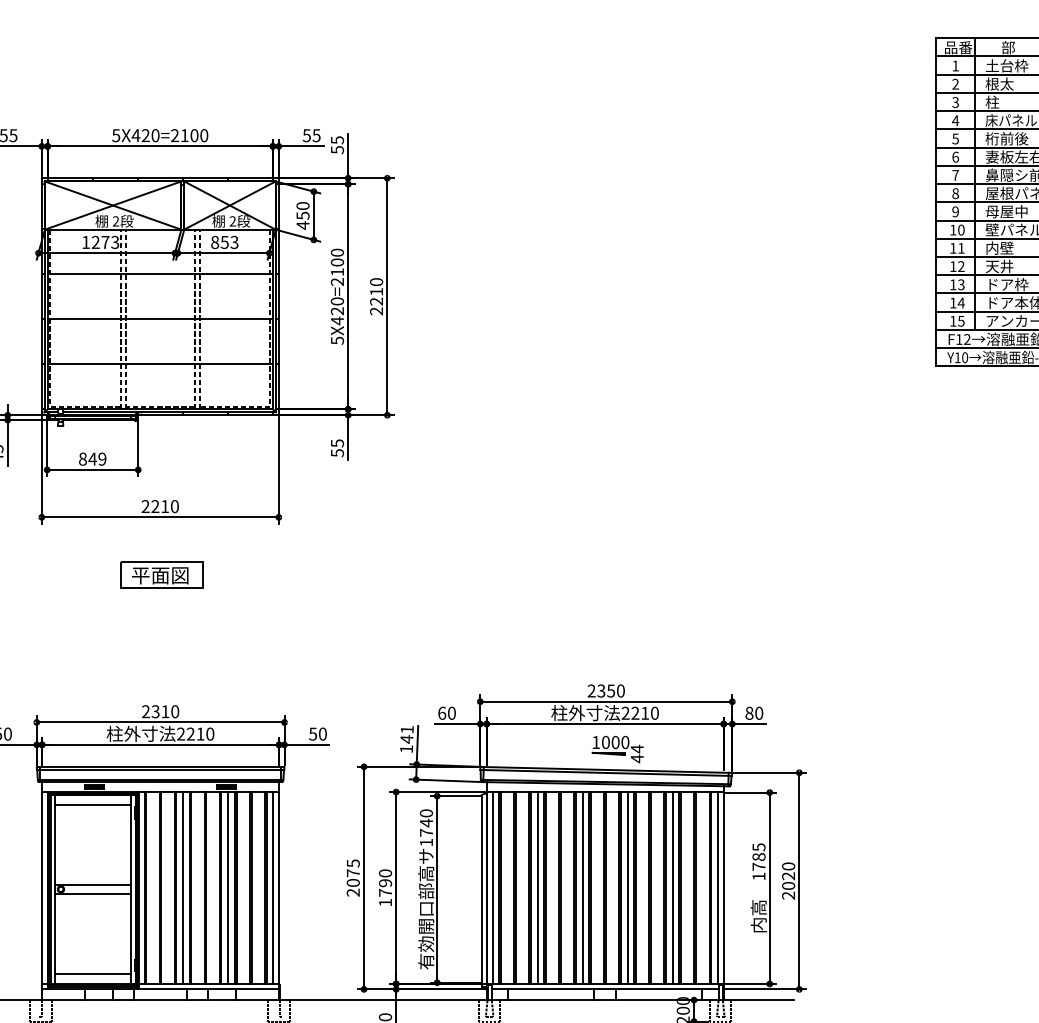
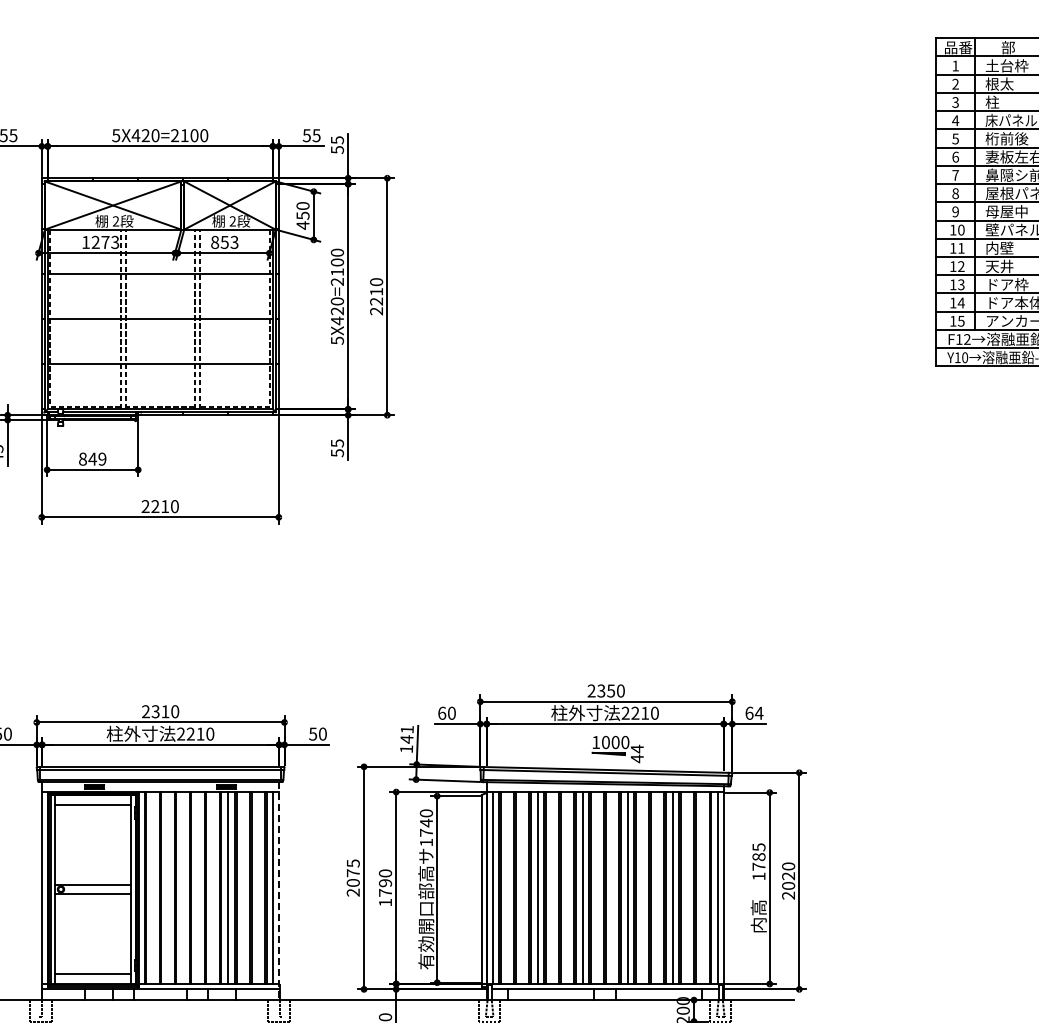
part: present -> none (161, 574)
text: 80 -> 64 (754, 712)
line: present -> none (183, 887)
line: solid -> dashed (279, 891)
